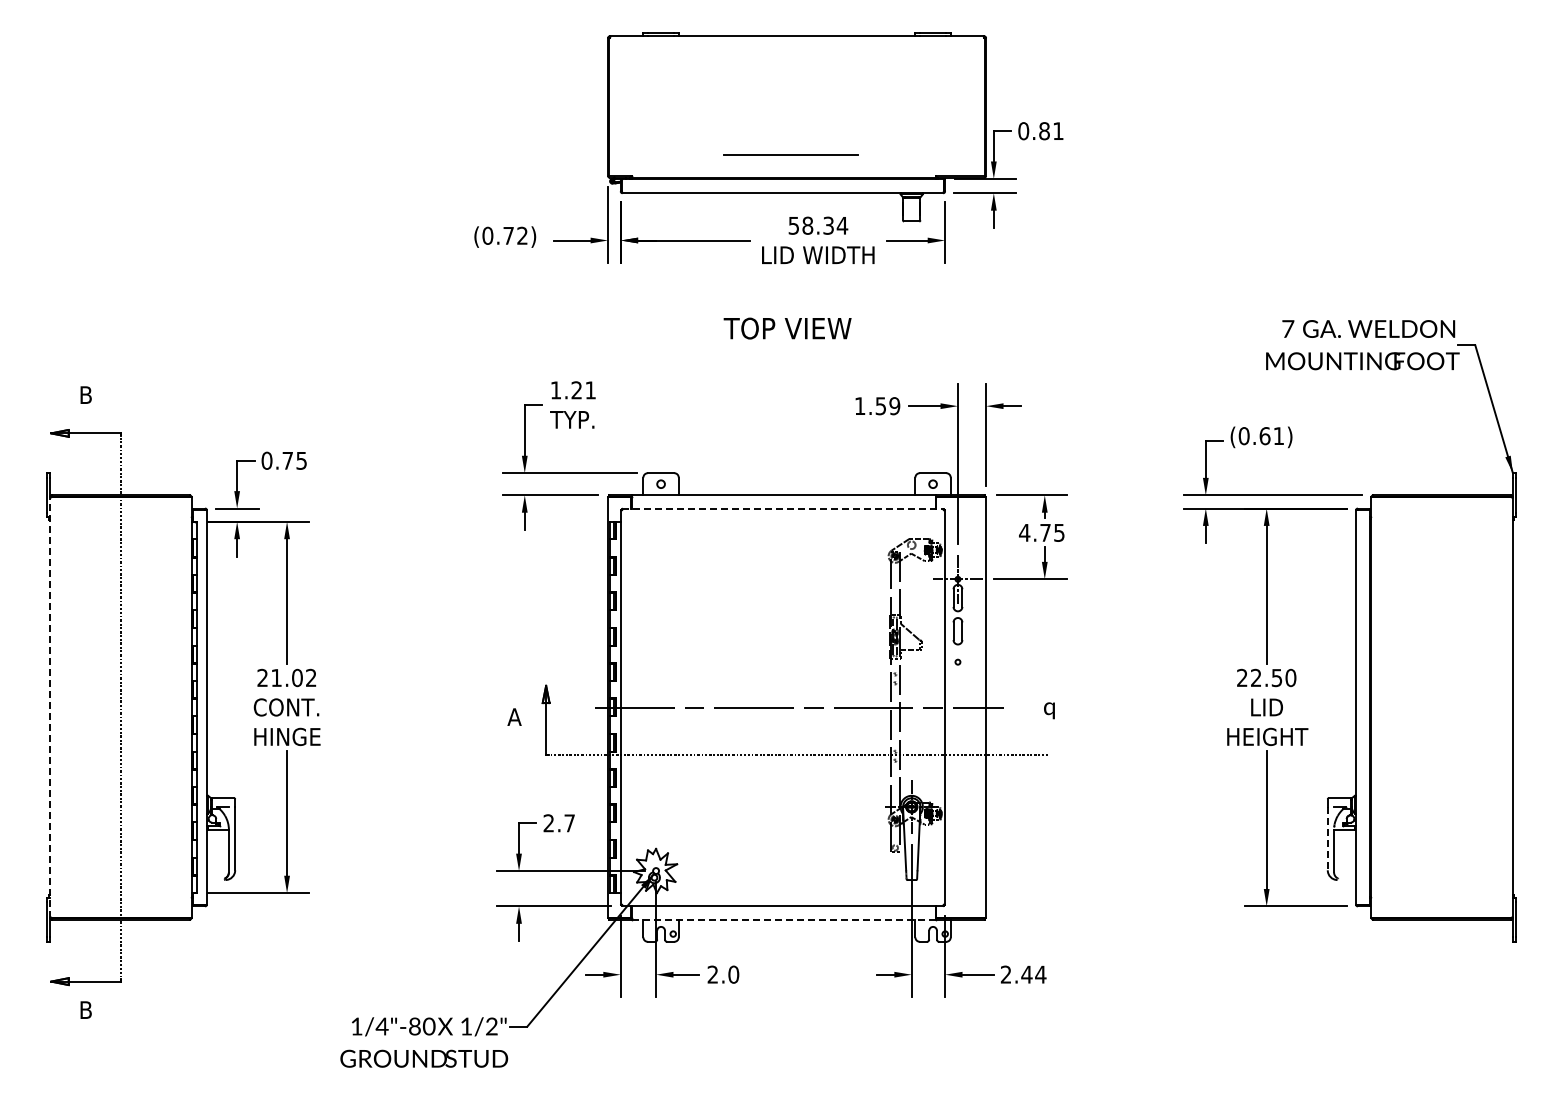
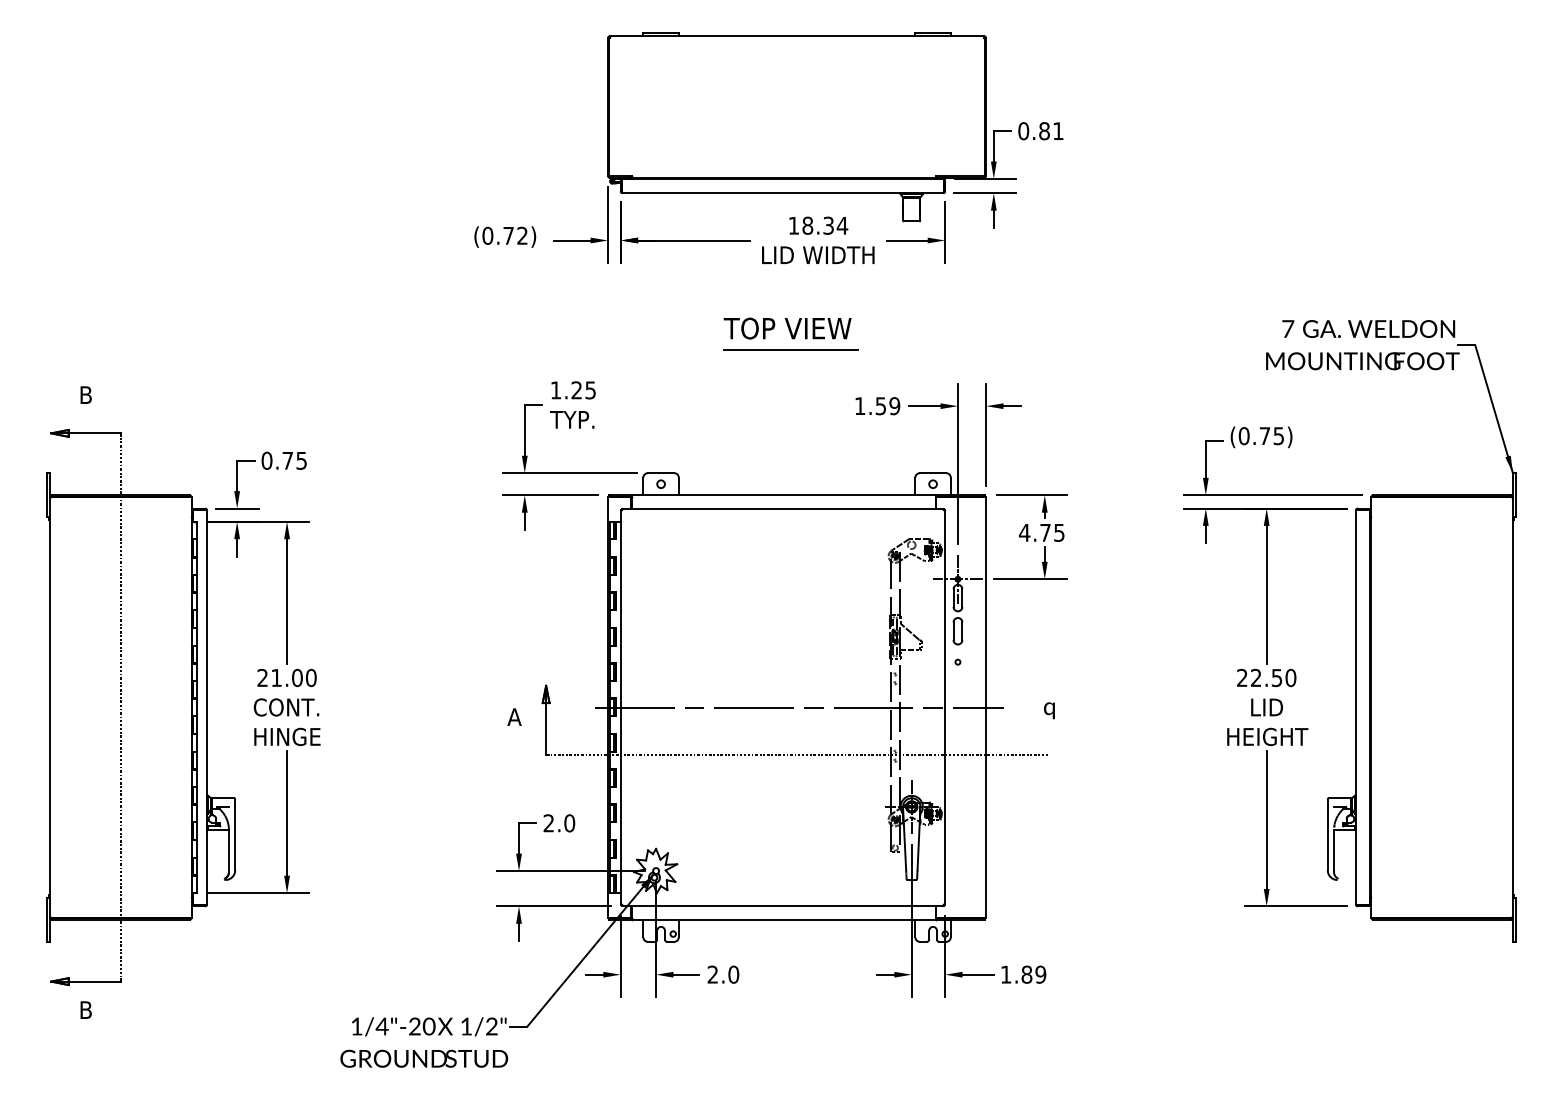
line position: (790, 154) -> (790, 349) (790, 349)
text: 58.34 -> 18.34 (793, 225)
text: 1.21 -> 1.25 (590, 390)
text: (0.61) -> (0.75) (1271, 436)
line: dashed -> solid (782, 508)
text: 21.02 -> 21.00 (310, 678)
line: dashed -> solid (50, 707)
text: 2.7 -> 2.0 (569, 823)
line: dashed -> solid (1327, 839)
line: dashed -> solid (783, 919)
text: 2.44 -> 1.89 (1023, 974)
text: 1/4"-80 -> 1/4"-20 (414, 1027)
